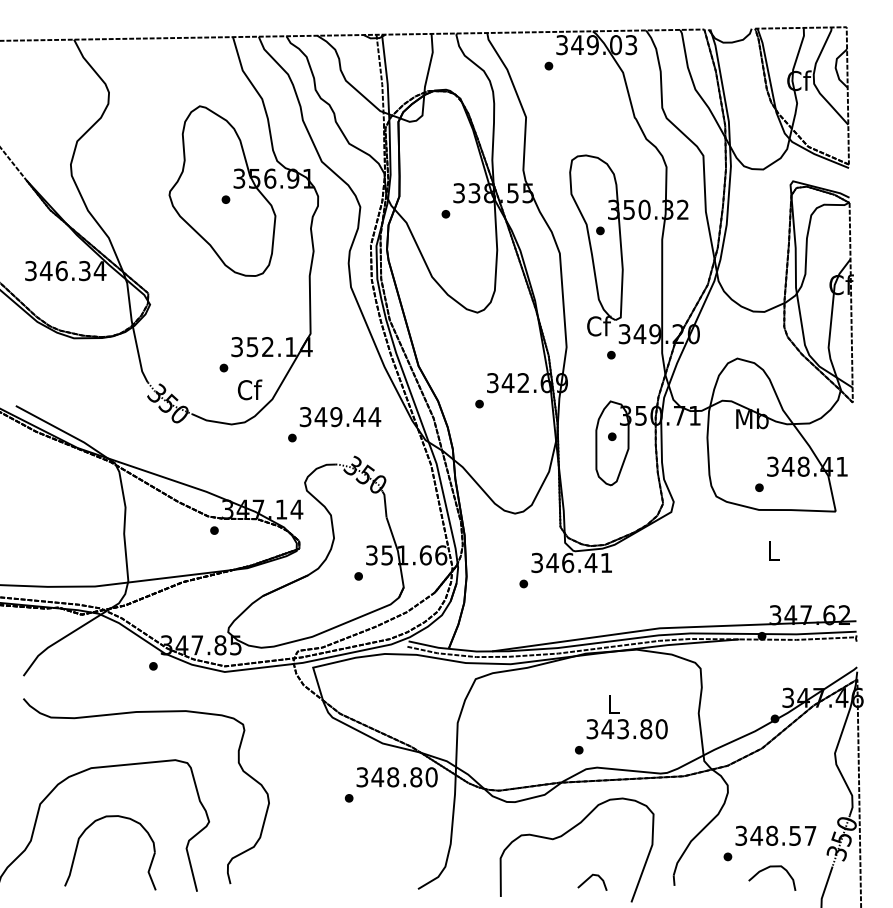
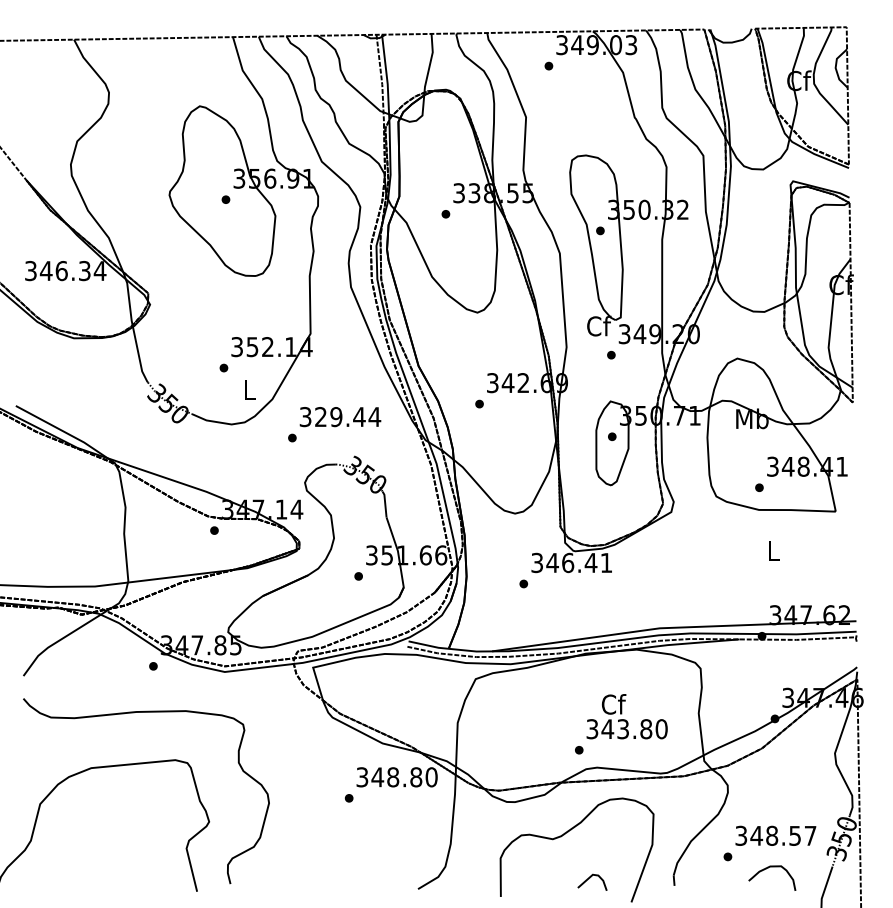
text: Cf -> L (249, 389)
text: 349.44 -> 329.44 (320, 416)
text: L -> Cf (613, 704)
part: present -> none (83, 834)
